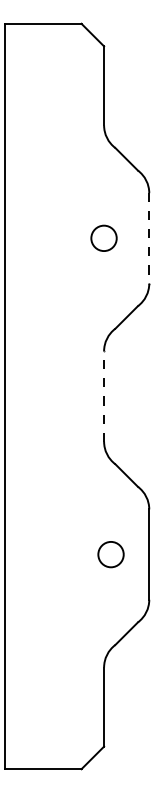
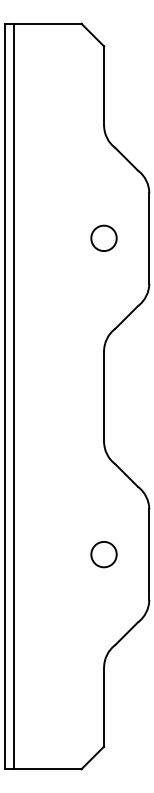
line: dashed -> solid (149, 238)
line: none -> present (13, 396)
line: dashed -> solid (104, 396)
circle position: (110, 554) -> (103, 554) (103, 554)
